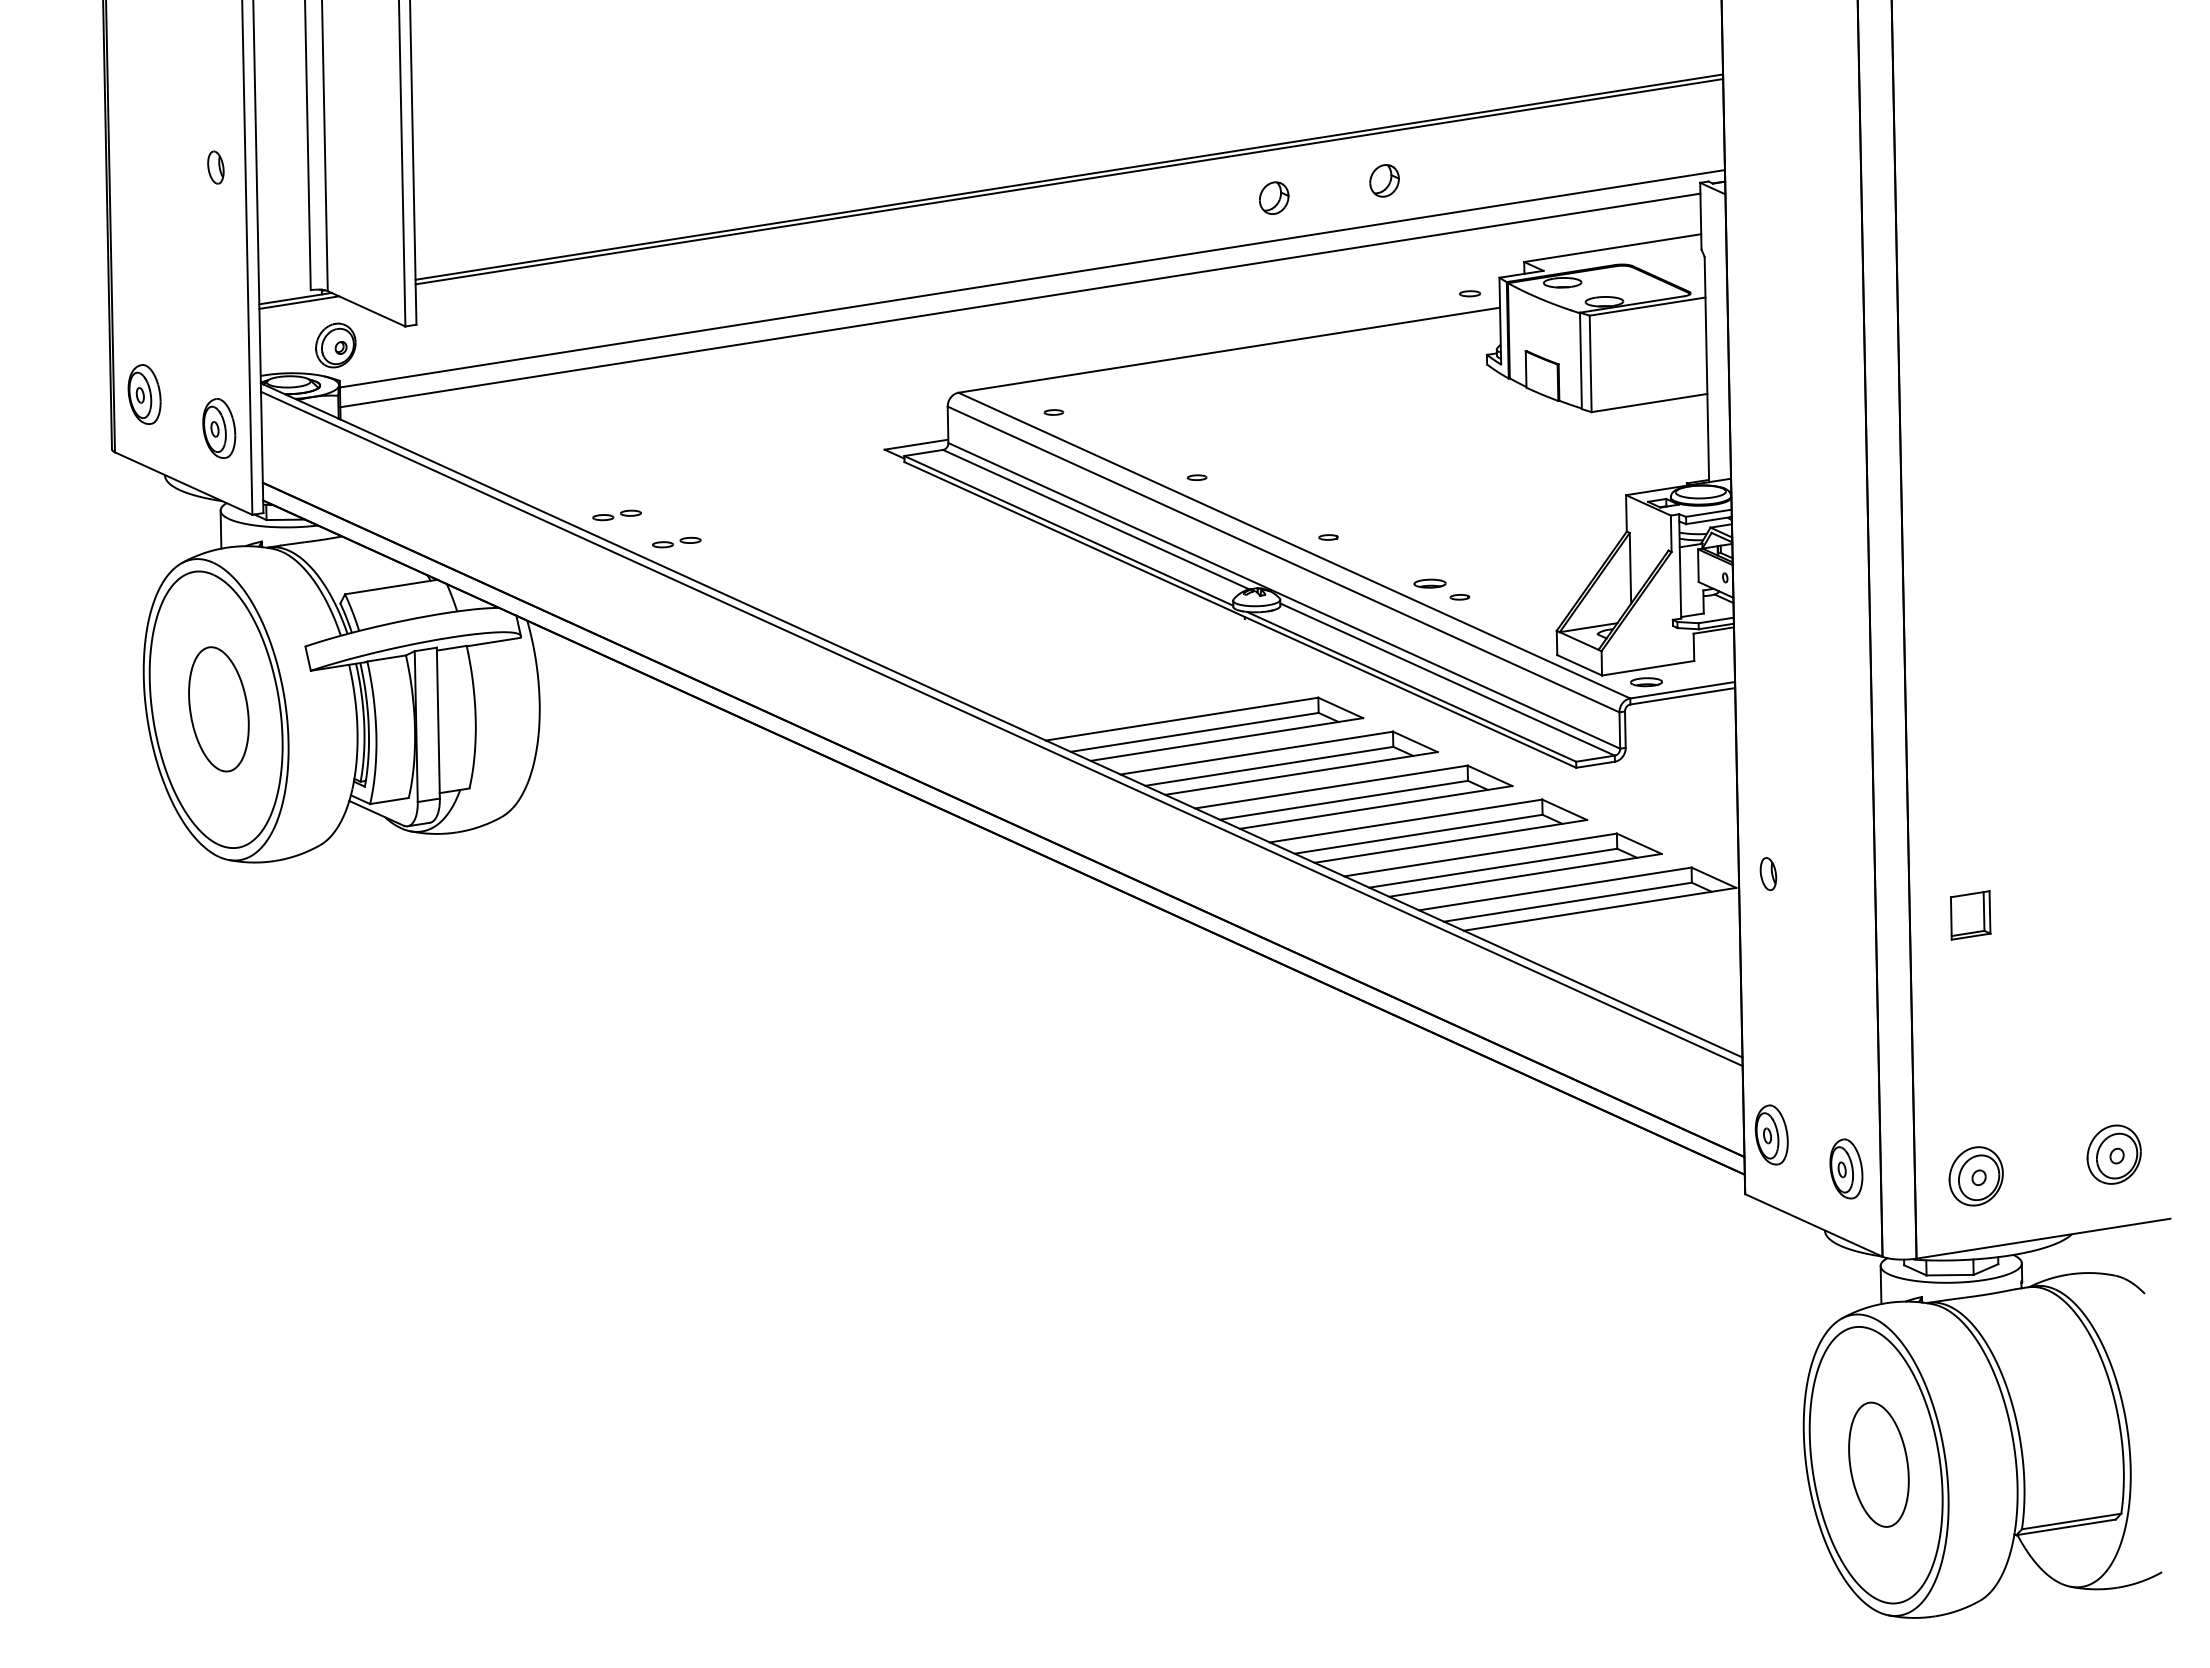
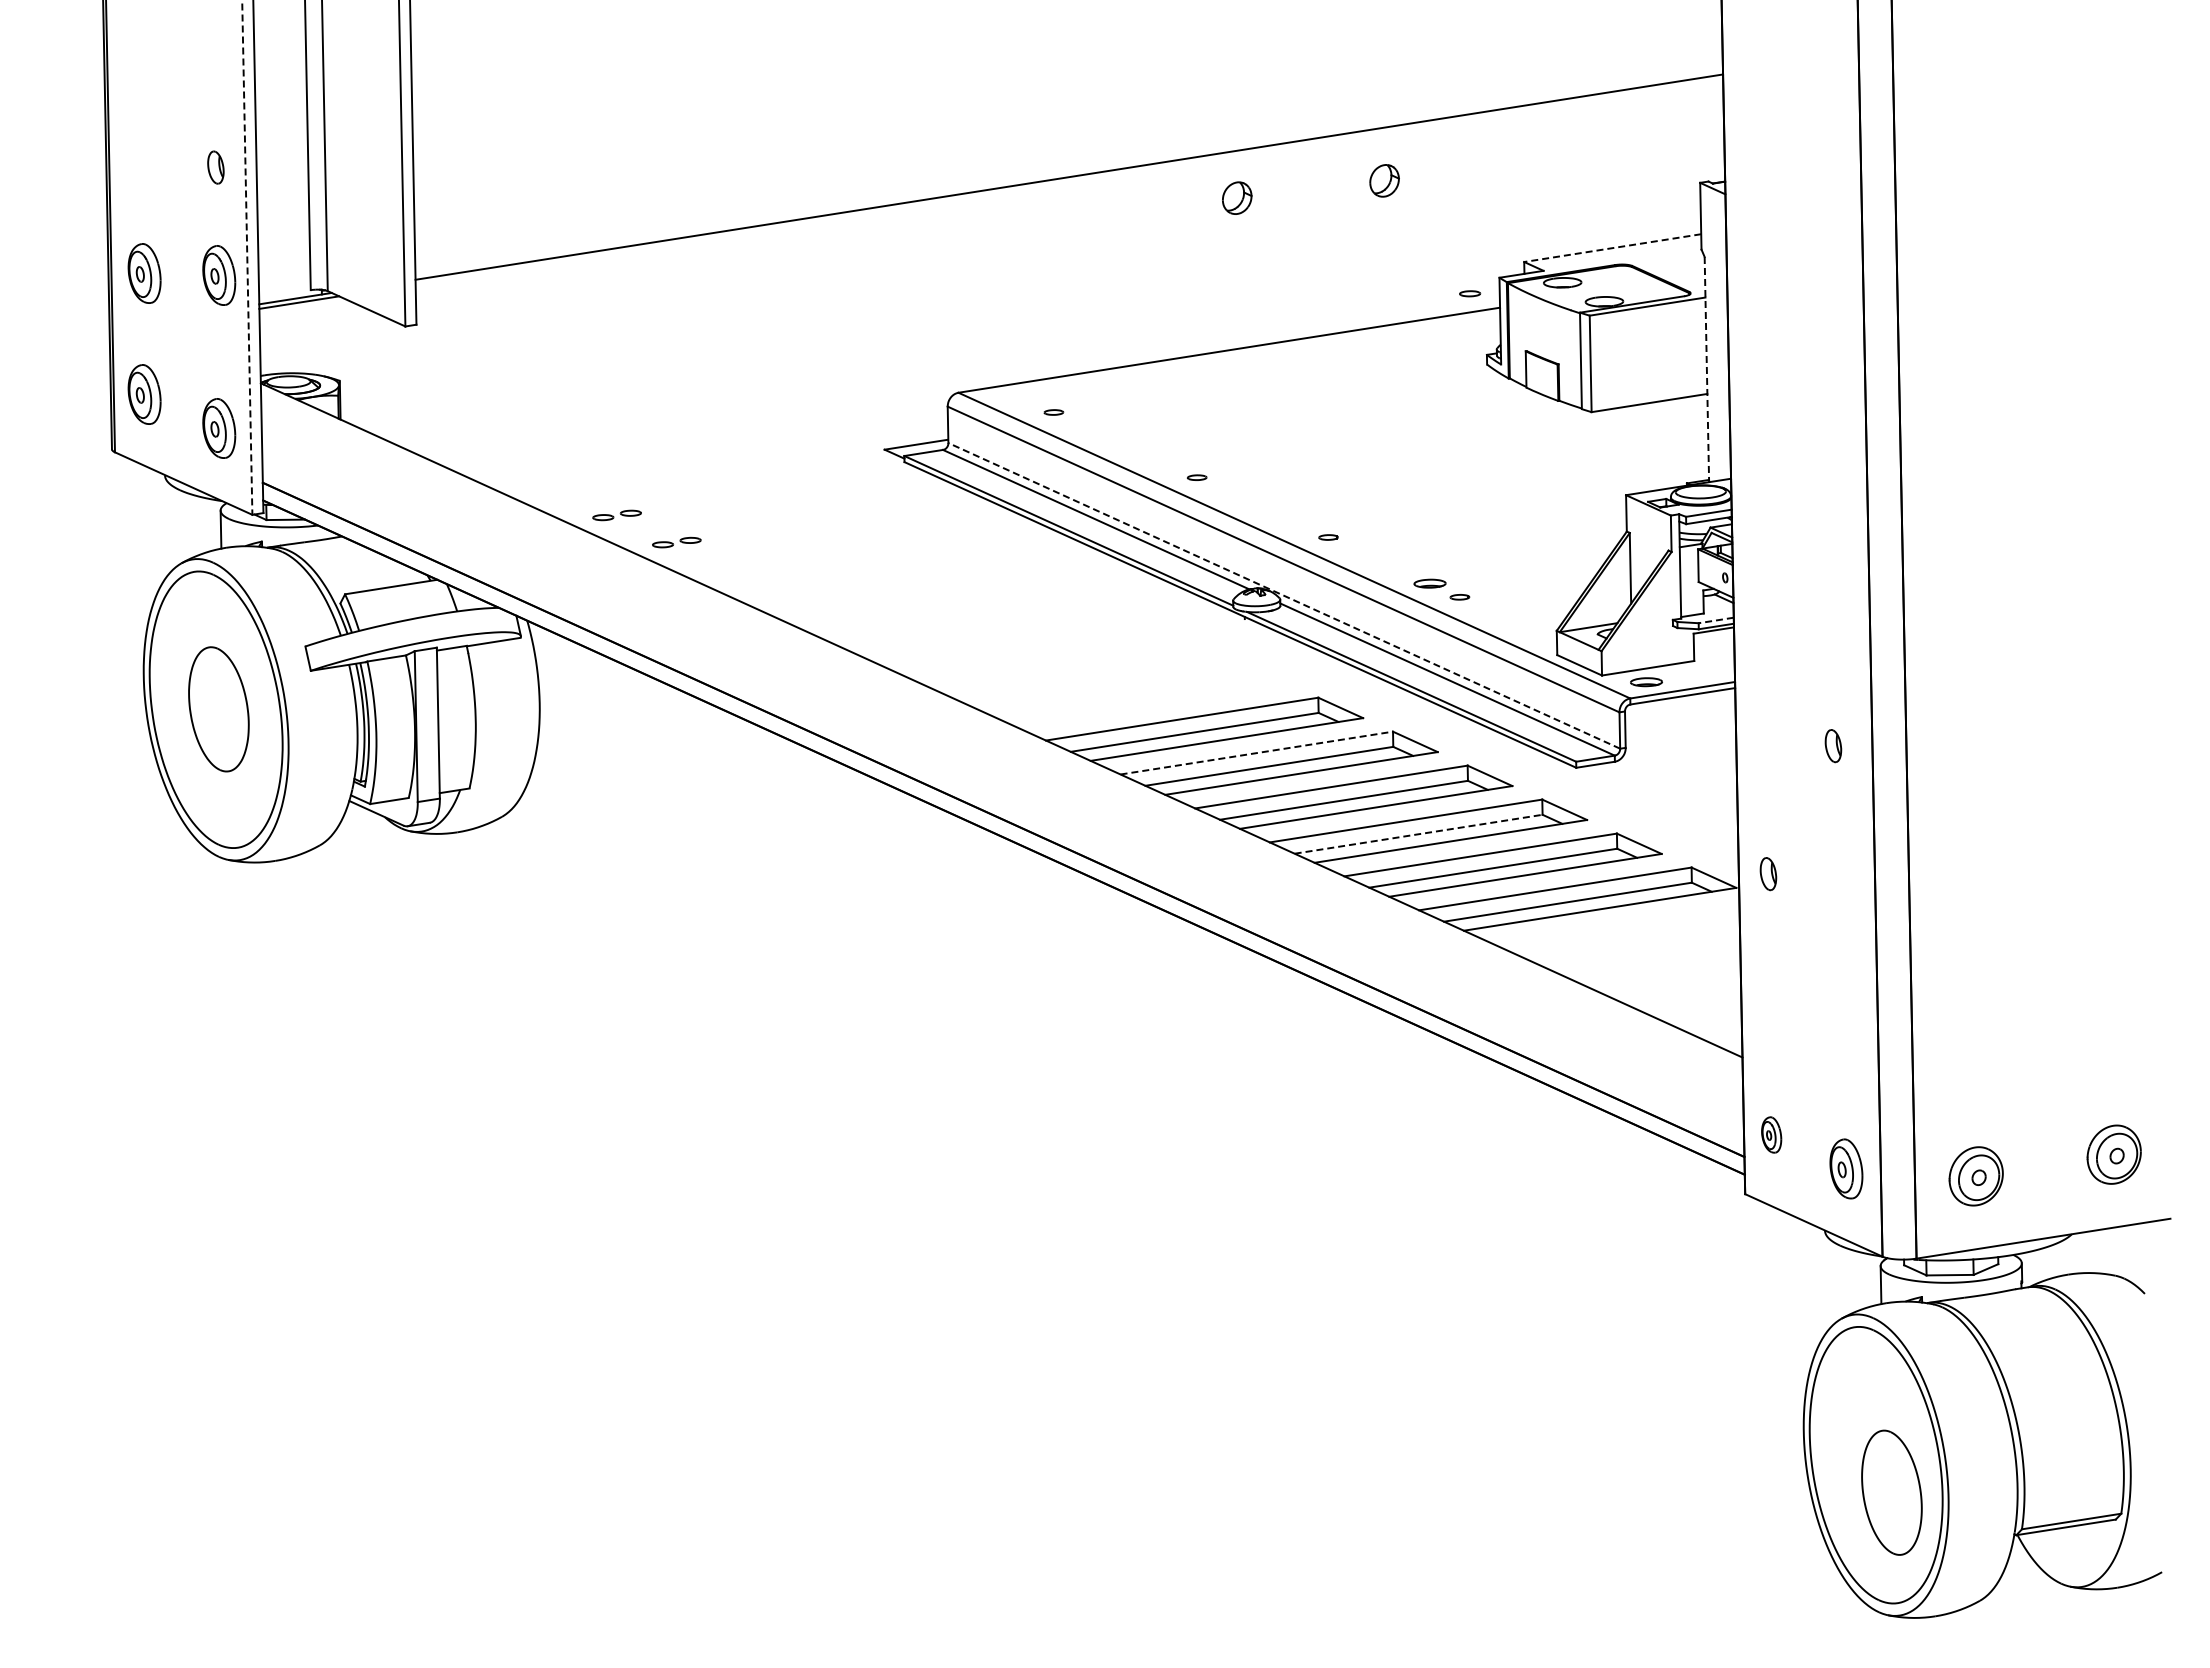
line: present -> none (1069, 181)
part position: (1274, 197) -> (1237, 197) (1237, 197)
line: solid -> dashed (1612, 248)
line: solid -> dashed (247, 257)
part: none -> present (144, 273)
part: none -> present (219, 275)
line: present -> none (1031, 278)
line: present -> none (1020, 300)
part: present -> none (335, 345)
line: solid -> dashed (1706, 369)
line: solid -> dashed (1283, 595)
line: solid -> dashed (1716, 620)
line: present -> none (1001, 728)
part: none -> present (1833, 746)
line: solid -> dashed (1256, 753)
line: solid -> dashed (1419, 834)
part: present -> none (1970, 915)
part size: 35x62 px -> 22x38 px (1771, 1134)
part position: (1878, 1464) -> (1891, 1492) (1891, 1492)
